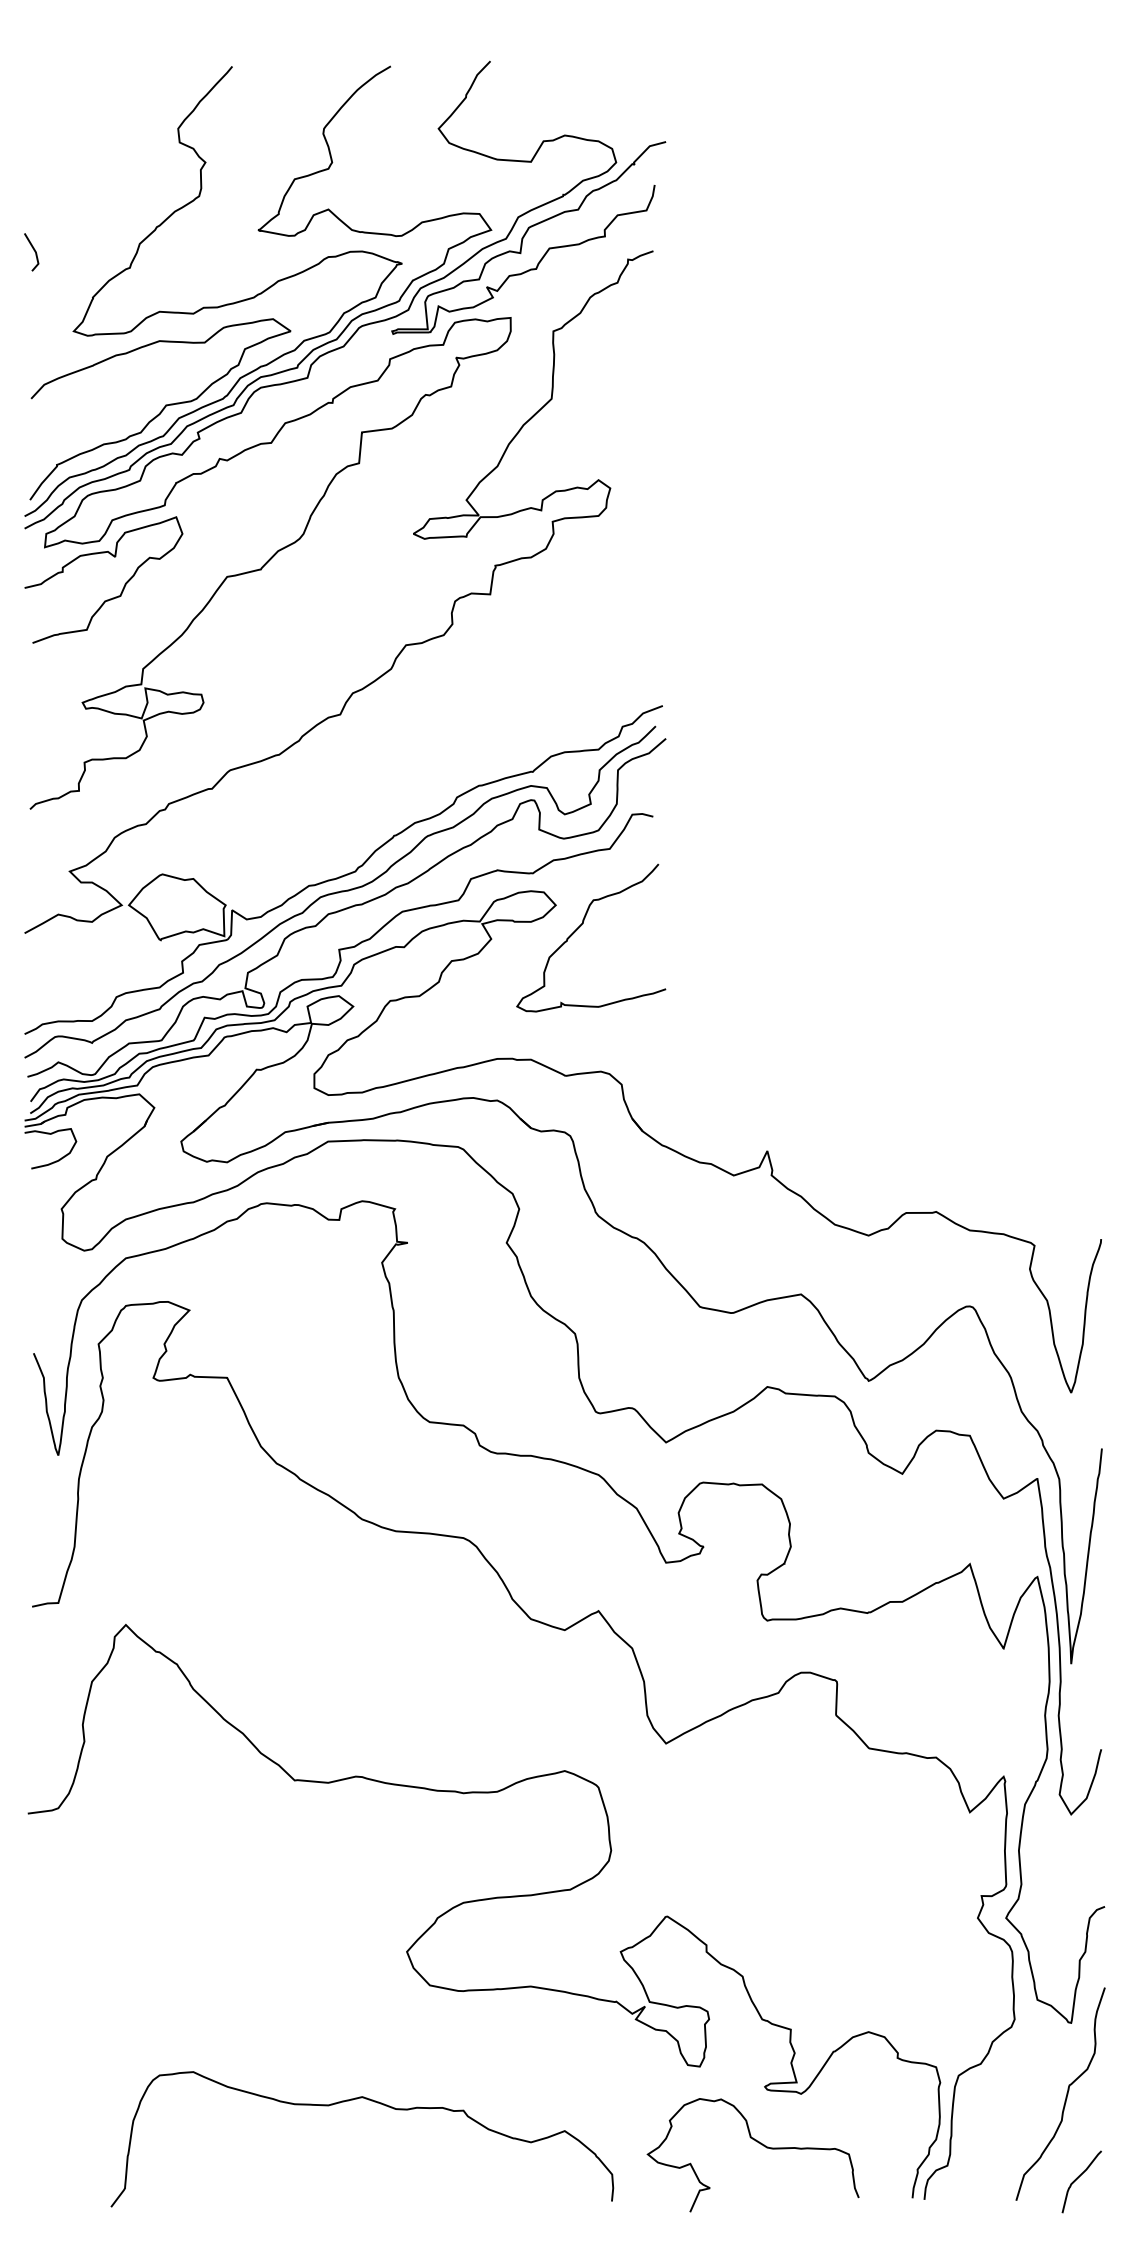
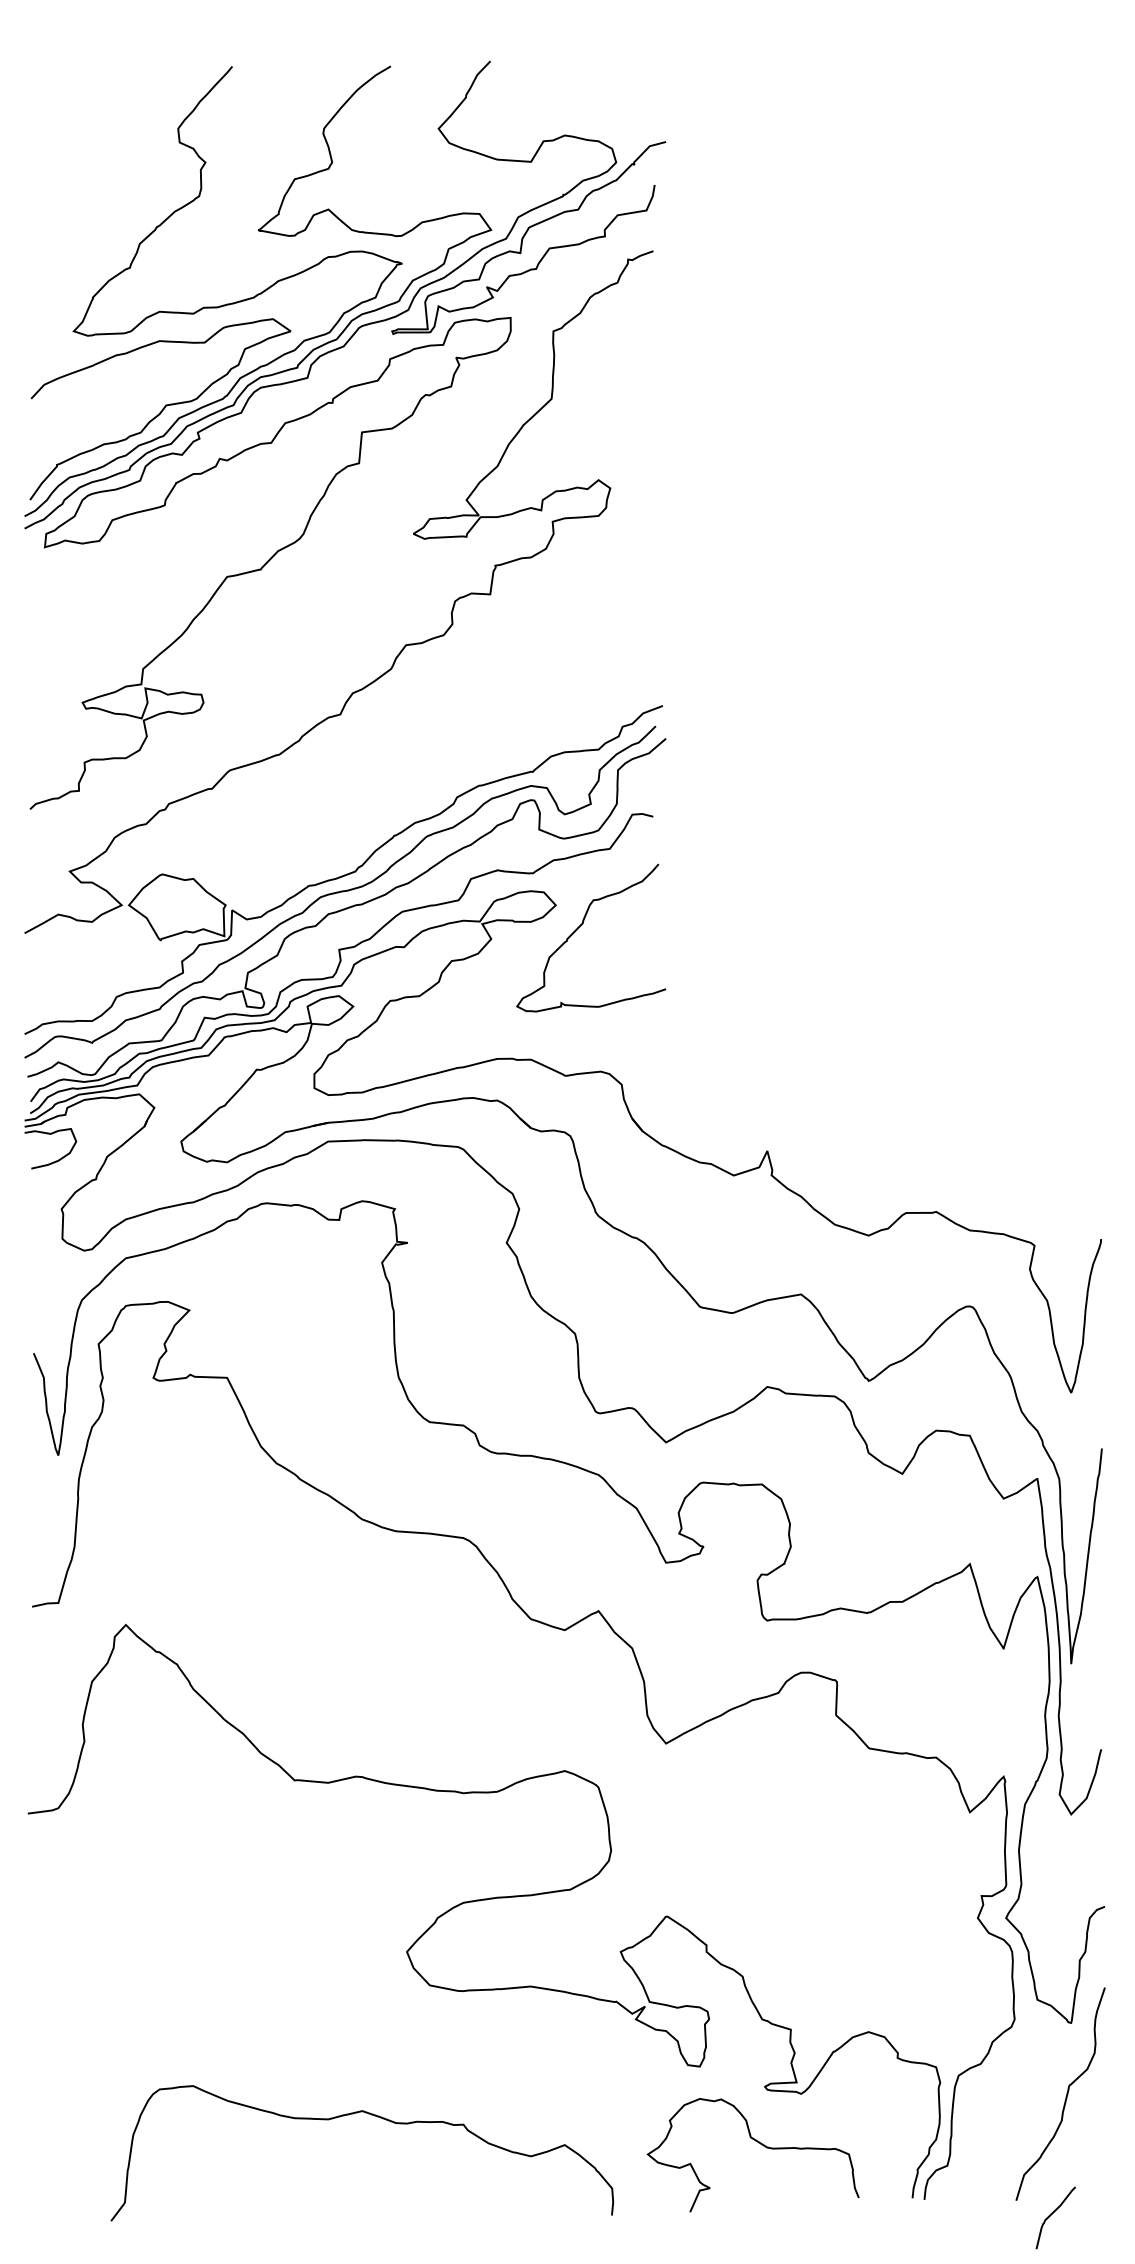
line: present -> none (33, 250)
curve: present -> none (109, 598)
curve position: (374, 2102) -> (374, 2116) (374, 2116)
curve position: (1078, 2178) -> (1052, 2214) (1052, 2214)
